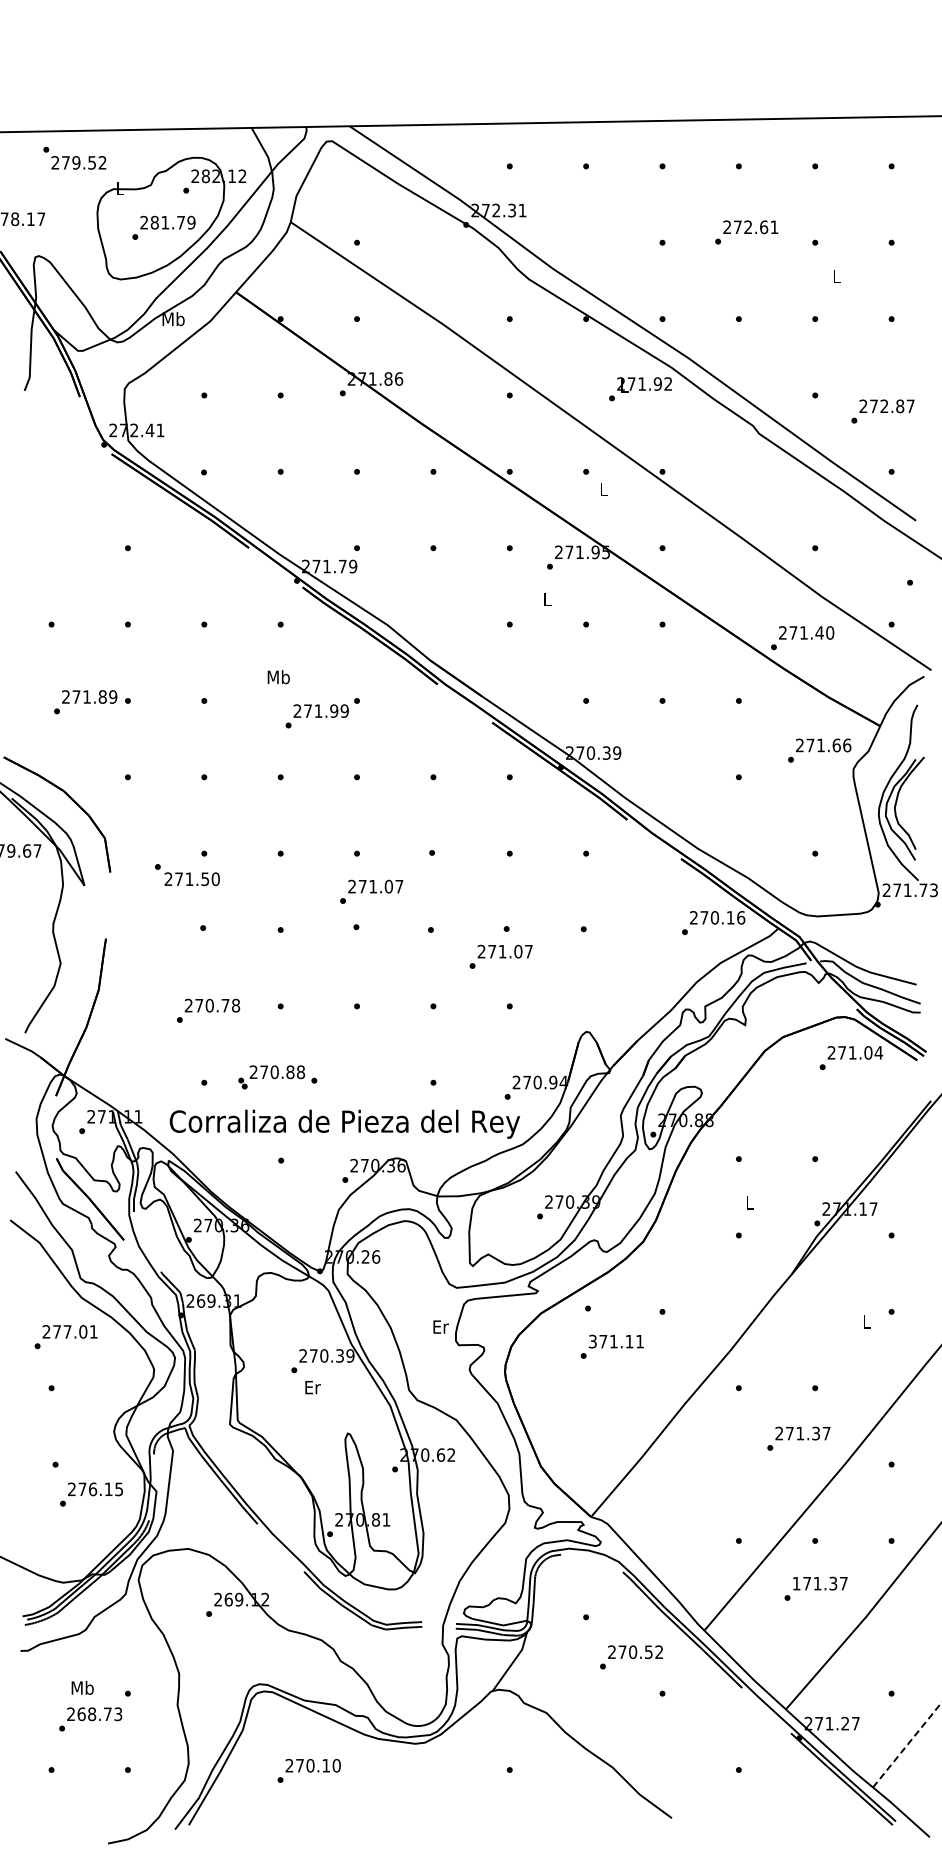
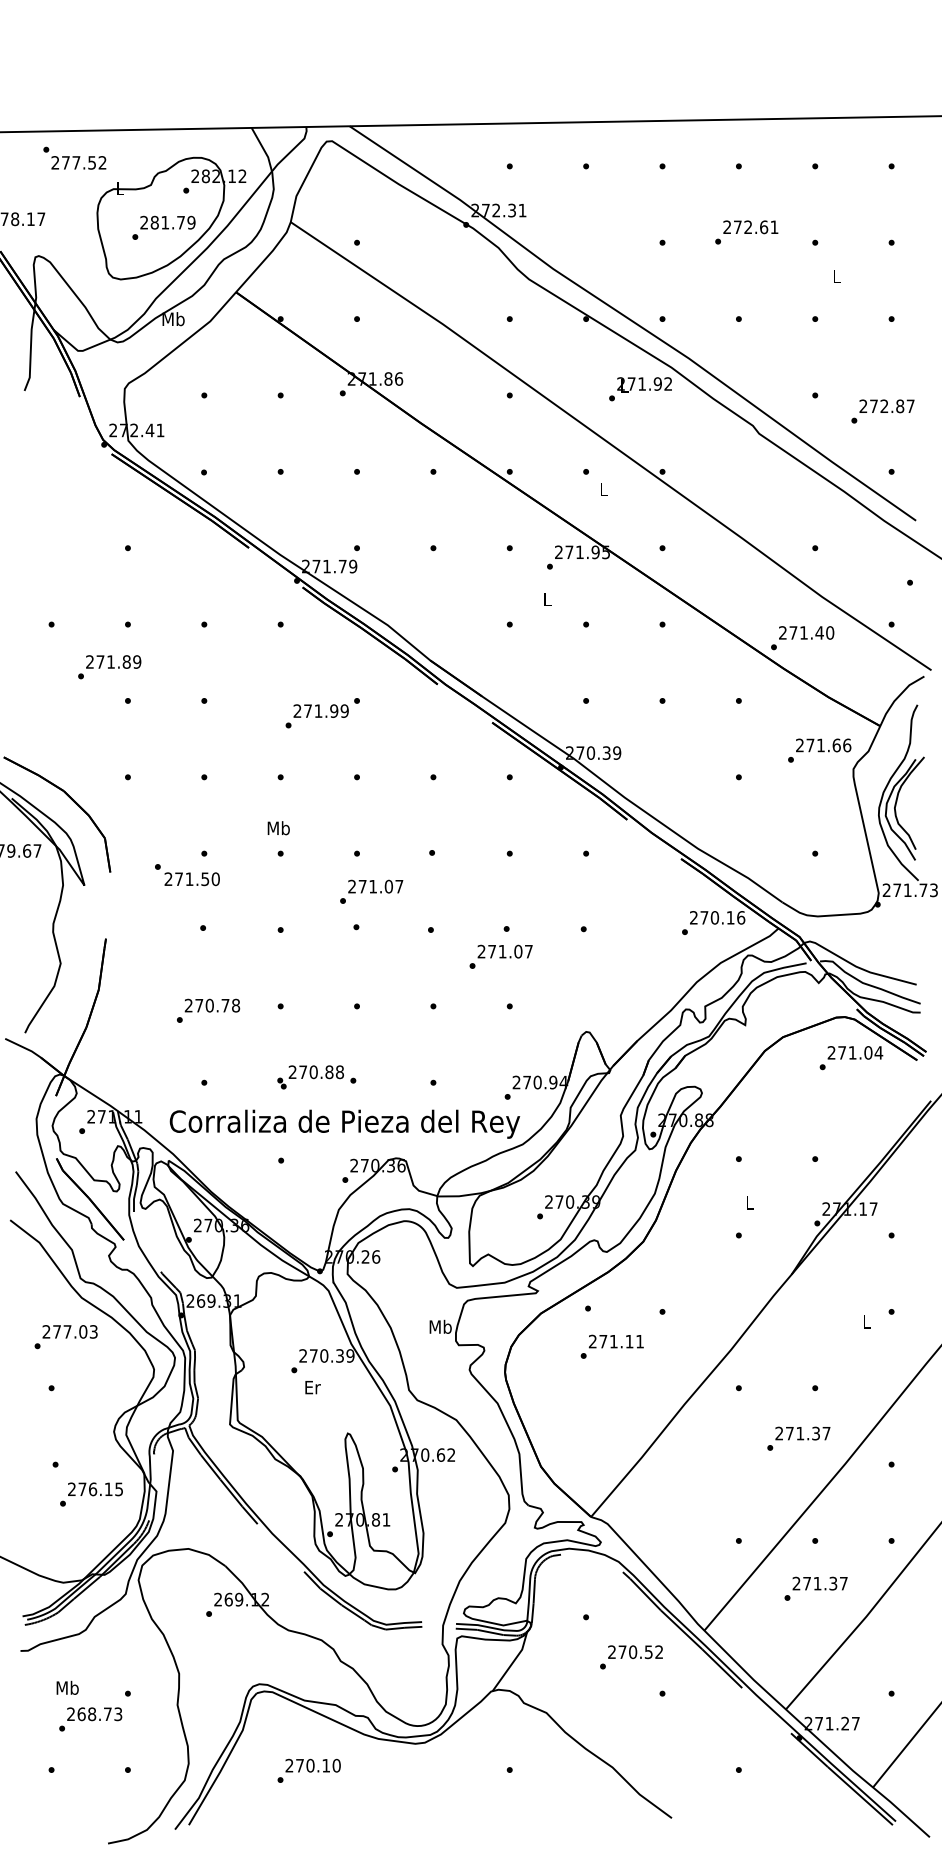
text: 279.52 -> 277.52 (76, 162)
text position: (278, 677) -> (278, 828) (278, 828)
text position: (85, 702) -> (109, 667) (109, 667)
text position: (277, 1077) -> (316, 1077) (316, 1077)
text: Er -> Mb (440, 1326)
text: 277.01 -> 277.03 (93, 1331)
text: 371.11 -> 271.11 (592, 1341)
text: 171.37 -> 271.37 (796, 1583)
text position: (82, 1687) -> (67, 1687) (67, 1687)
line: dashed -> solid (907, 1744)
